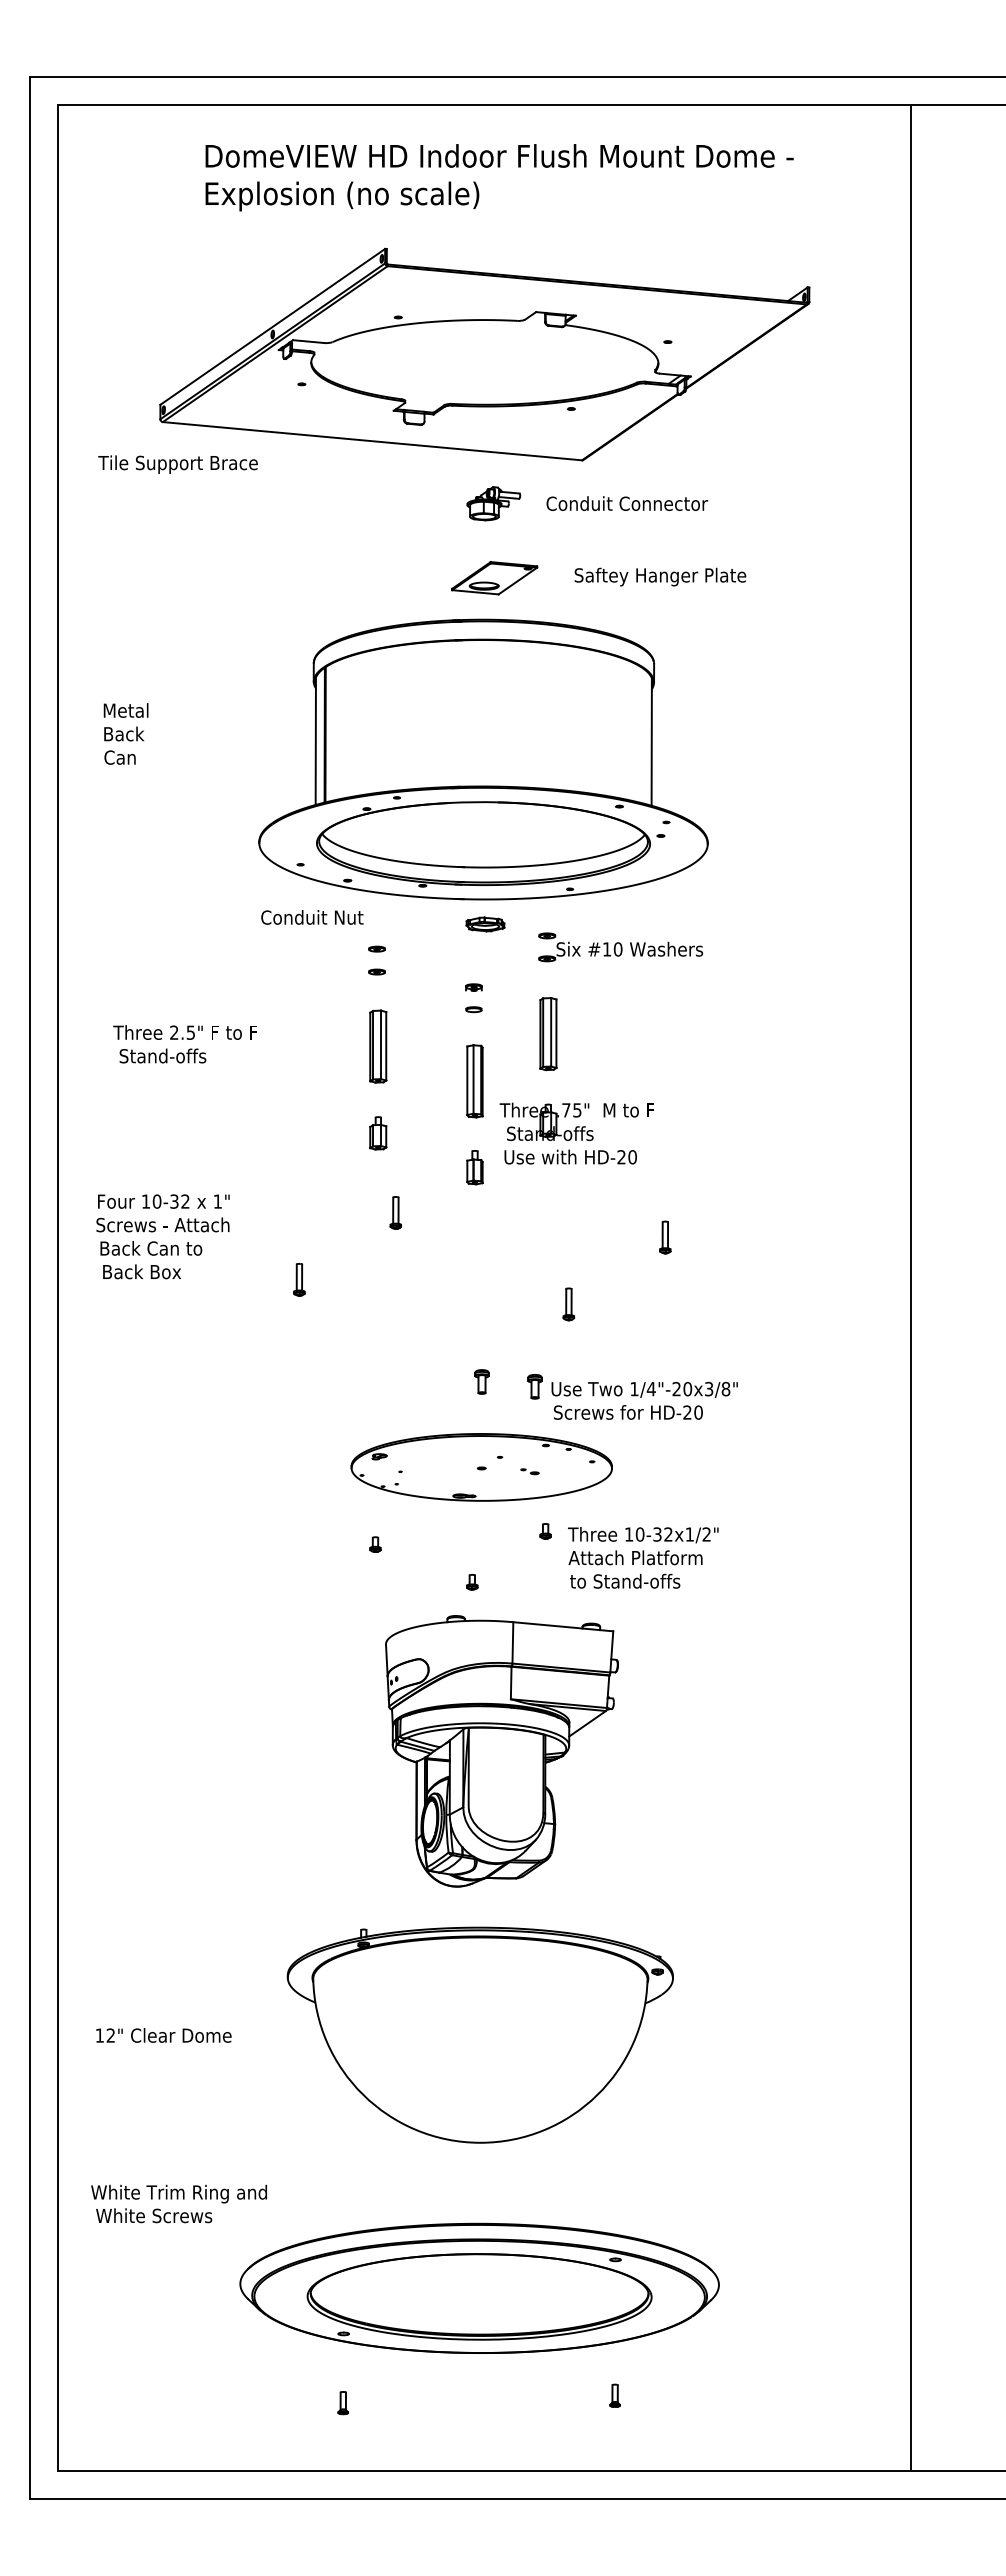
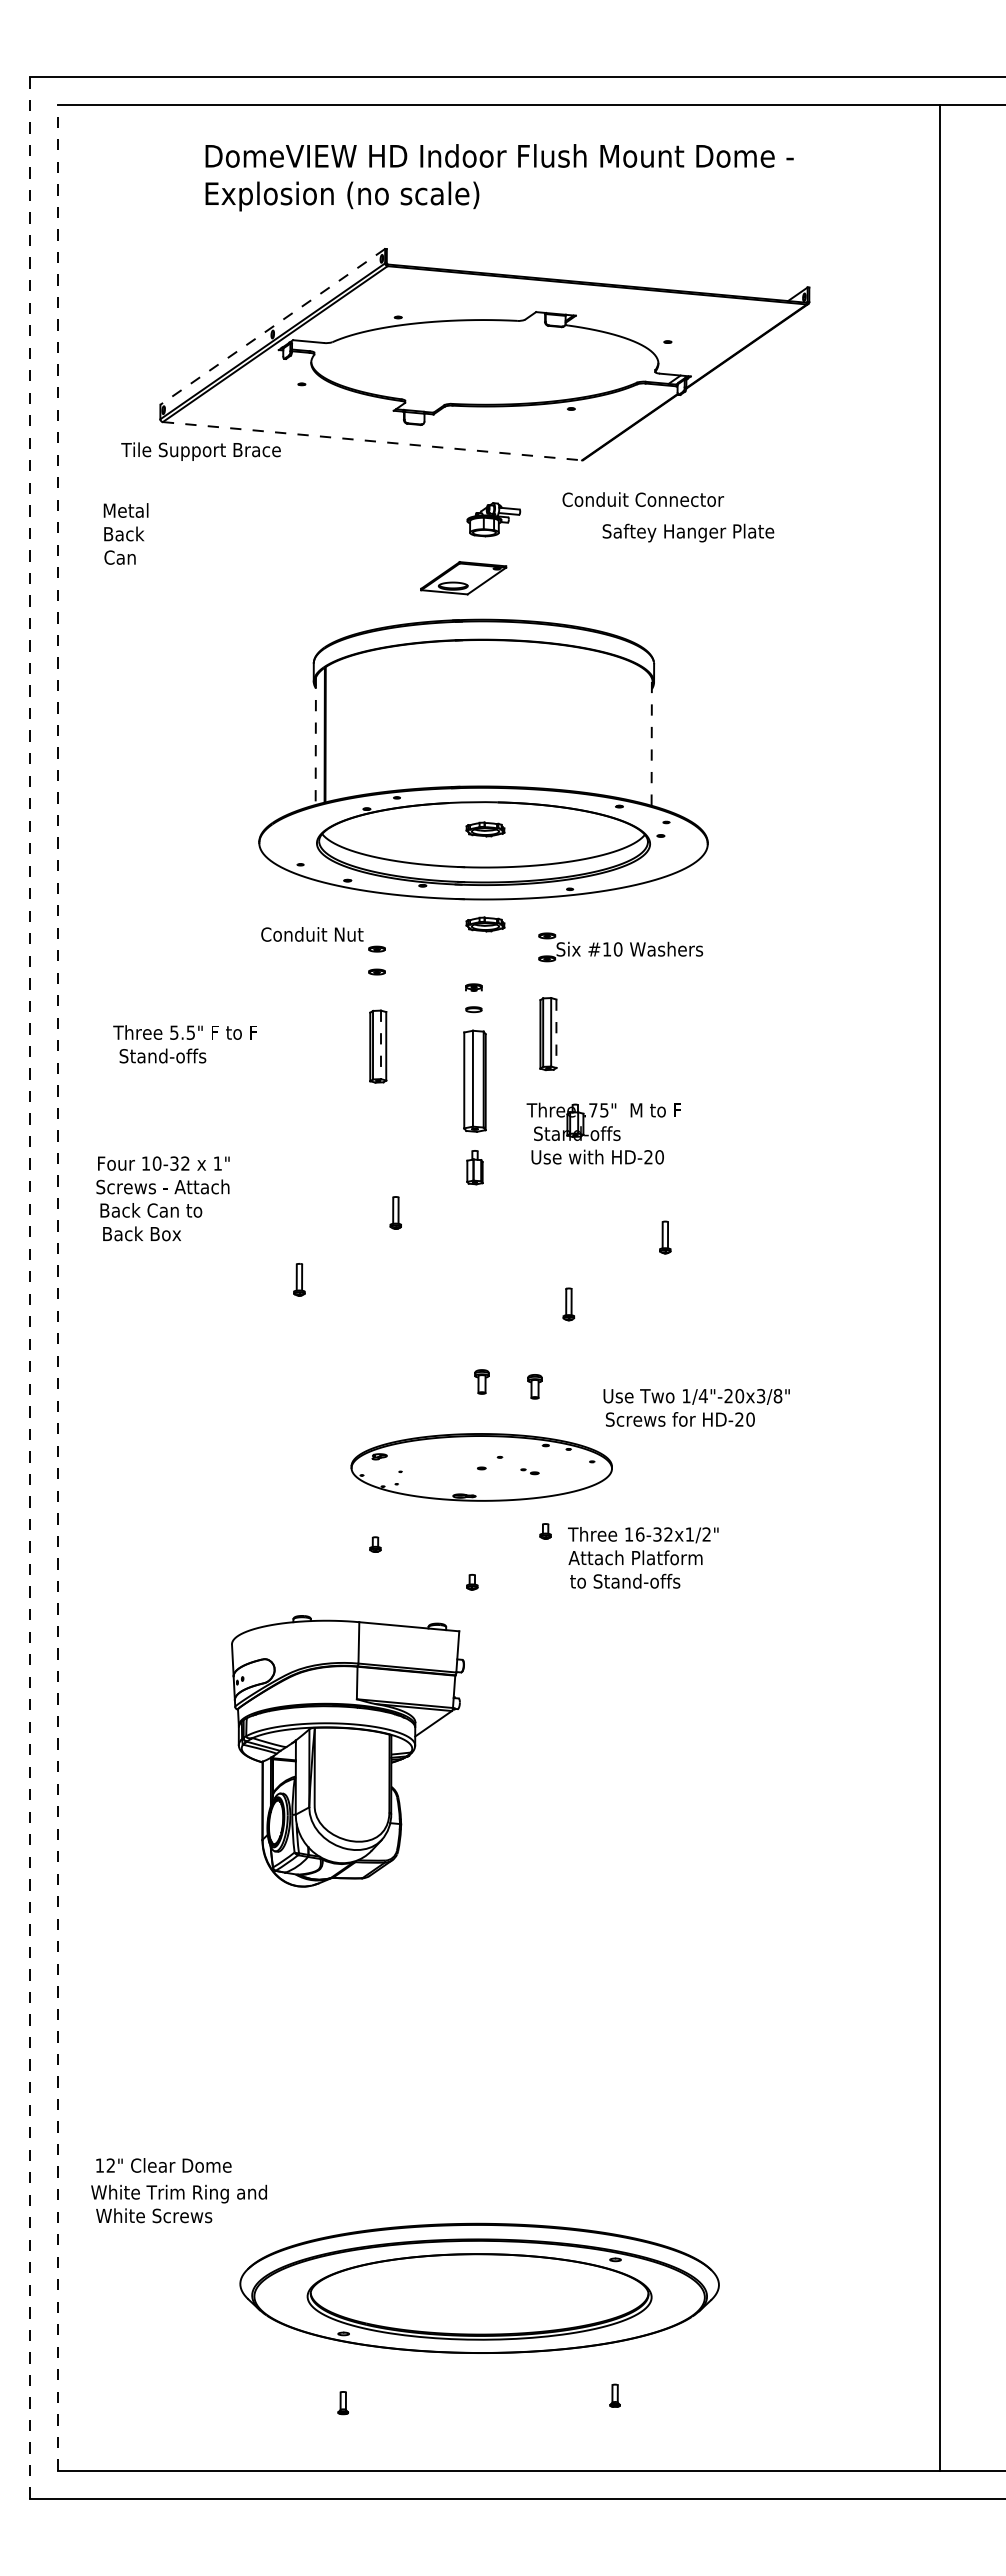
line: solid -> dashed (272, 326)
line: solid -> dashed (372, 441)
text position: (177, 464) -> (200, 451) (200, 451)
part position: (493, 503) -> (493, 519) (493, 519)
text position: (627, 503) -> (643, 499) (643, 499)
text position: (660, 576) -> (688, 532) (688, 532)
part position: (494, 578) -> (463, 578) (463, 578)
text position: (125, 733) -> (125, 533) (125, 533)
line: solid -> dashed (315, 741)
line: solid -> dashed (651, 741)
part: none -> present (485, 829)
text position: (312, 917) -> (312, 934) (312, 934)
text: 2.5" -> 5.5" (174, 1032)
line: solid -> dashed (556, 1034)
line: solid -> dashed (381, 1045)
part size: 18x75 px -> 24x104 px (474, 1080)
part: present -> none (378, 1133)
part position: (576, 1133) -> (603, 1133) (603, 1133)
text position: (162, 1236) -> (162, 1198) (162, 1198)
line: solid -> dashed (30, 1287)
line: solid -> dashed (58, 1287)
line position: (911, 1287) -> (940, 1287) (940, 1287)
text position: (644, 1400) -> (696, 1407) (696, 1407)
text: 10-32x1/2" -> 16-32x1/2" (640, 1534)
part position: (501, 1751) -> (347, 1751) (347, 1751)
part: present -> none (479, 2034)
text position: (163, 2035) -> (163, 2165) (163, 2165)
